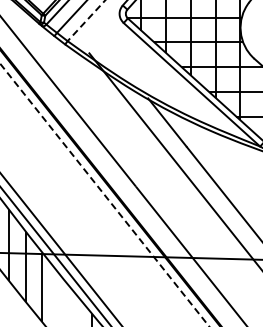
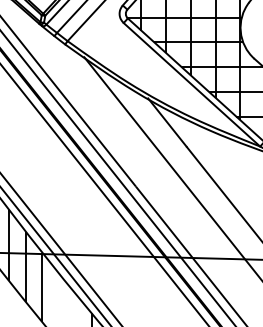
line: dashed -> solid (86, 20)
line position: (174, 160) -> (171, 167) (171, 167)
line: none -> present (117, 177)
line: dashed -> solid (104, 195)
